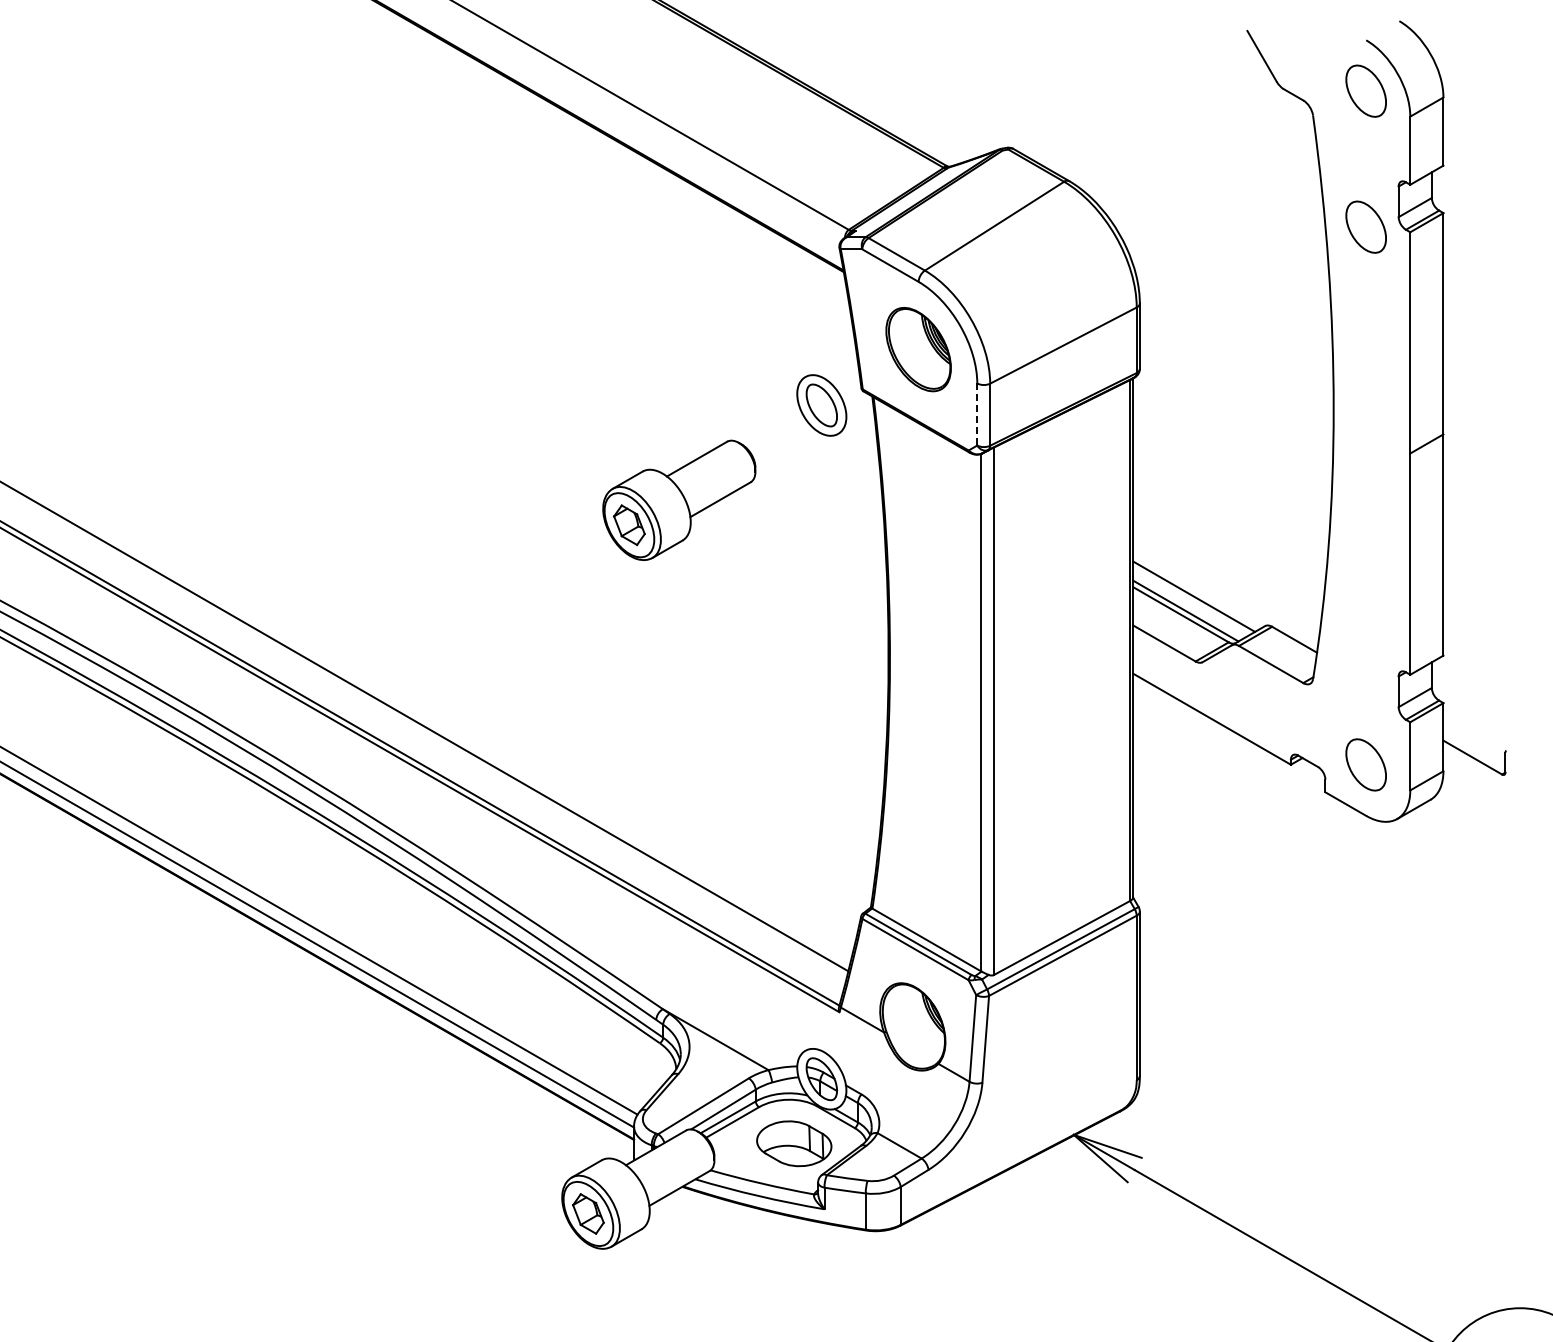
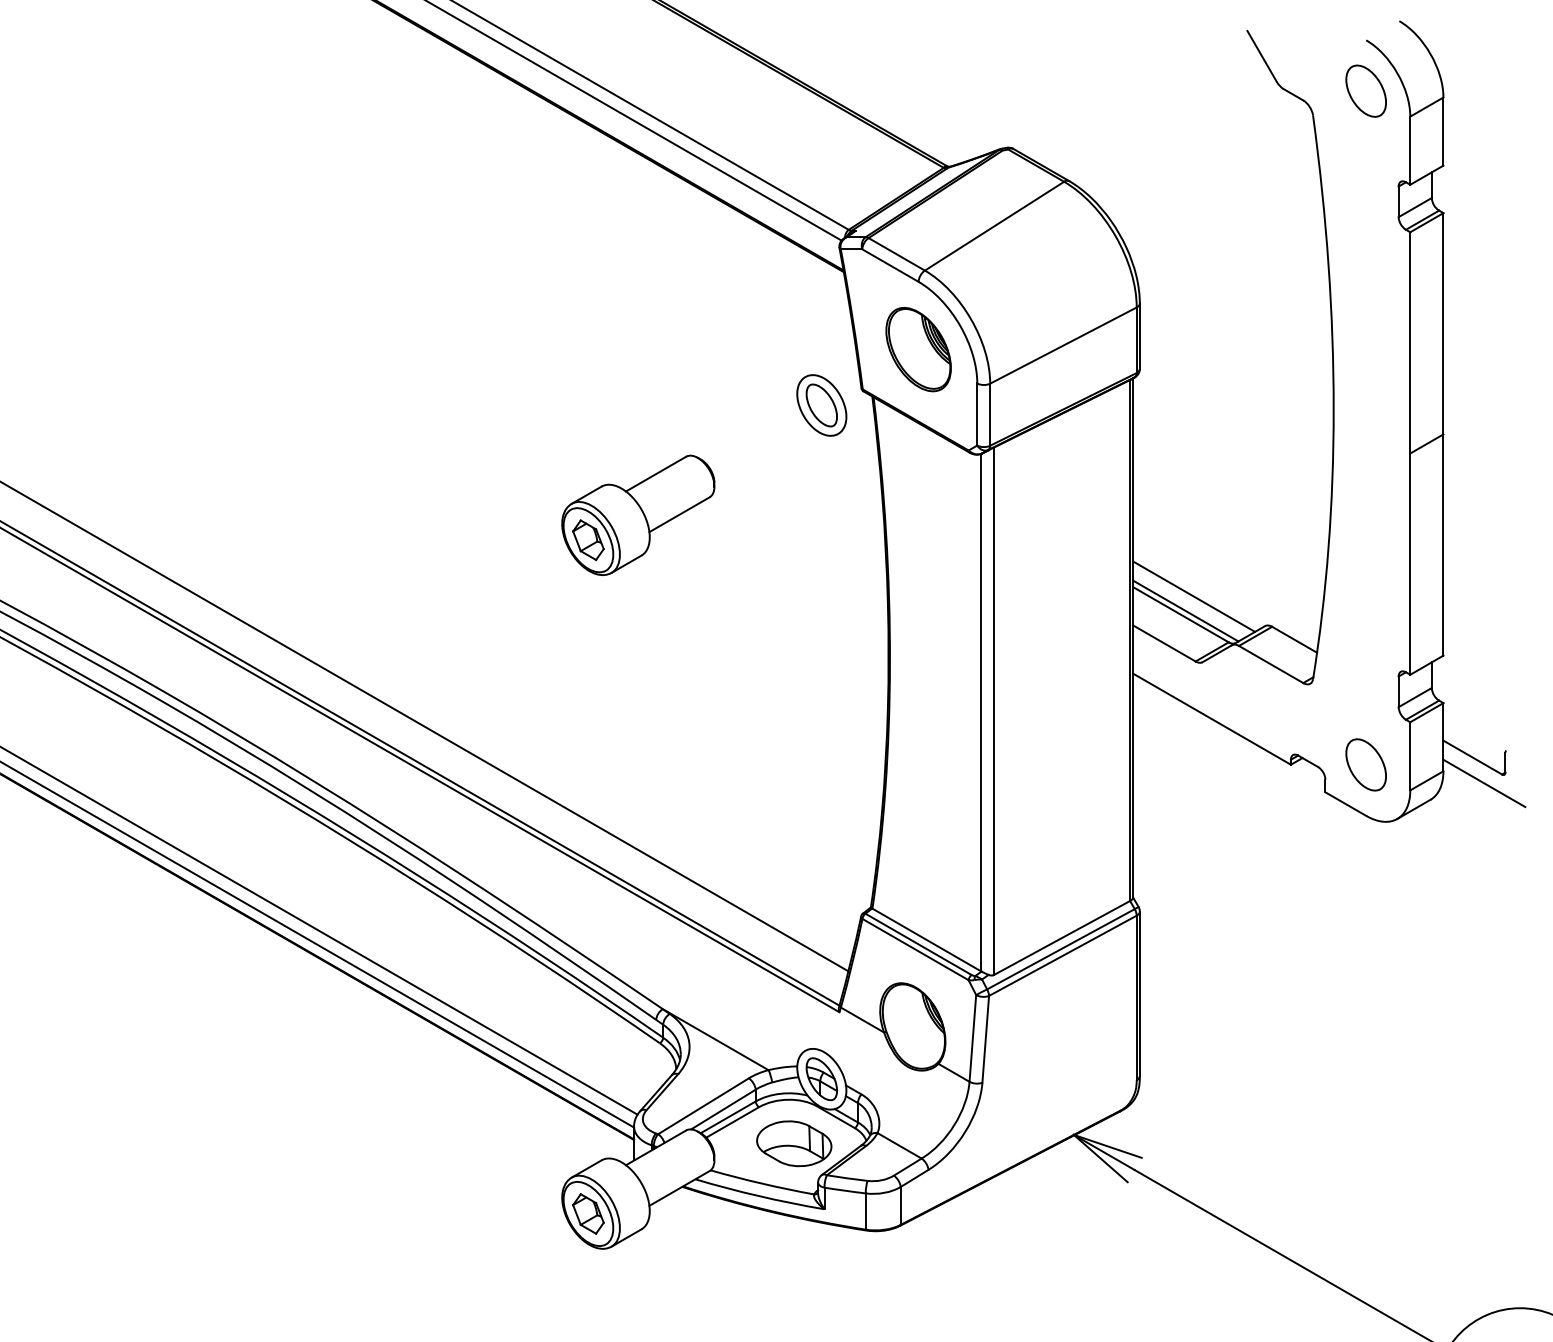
line: none -> present (634, 121)
part: present -> none (1365, 226)
line: dashed -> solid (977, 415)
part position: (679, 499) -> (638, 514) (638, 514)
line: none -> present (1484, 783)
